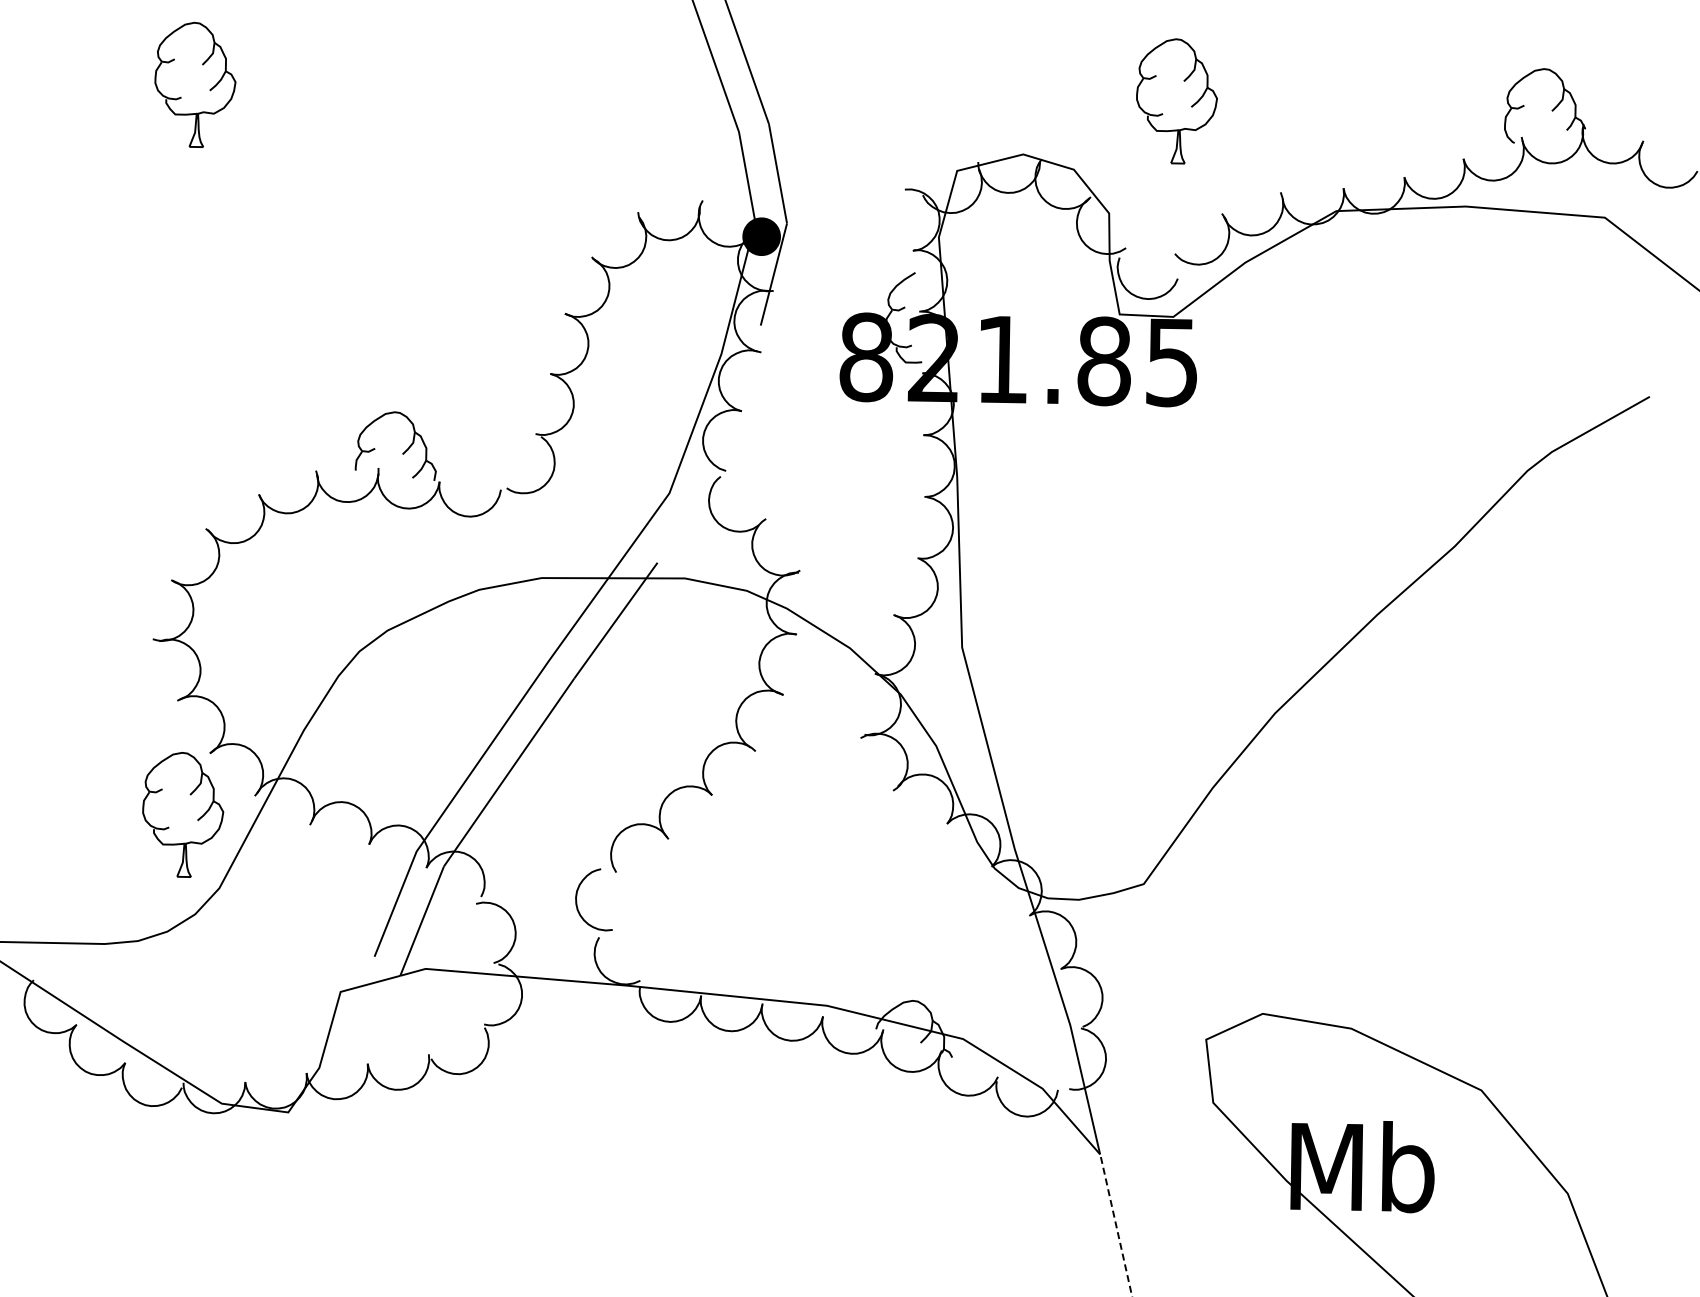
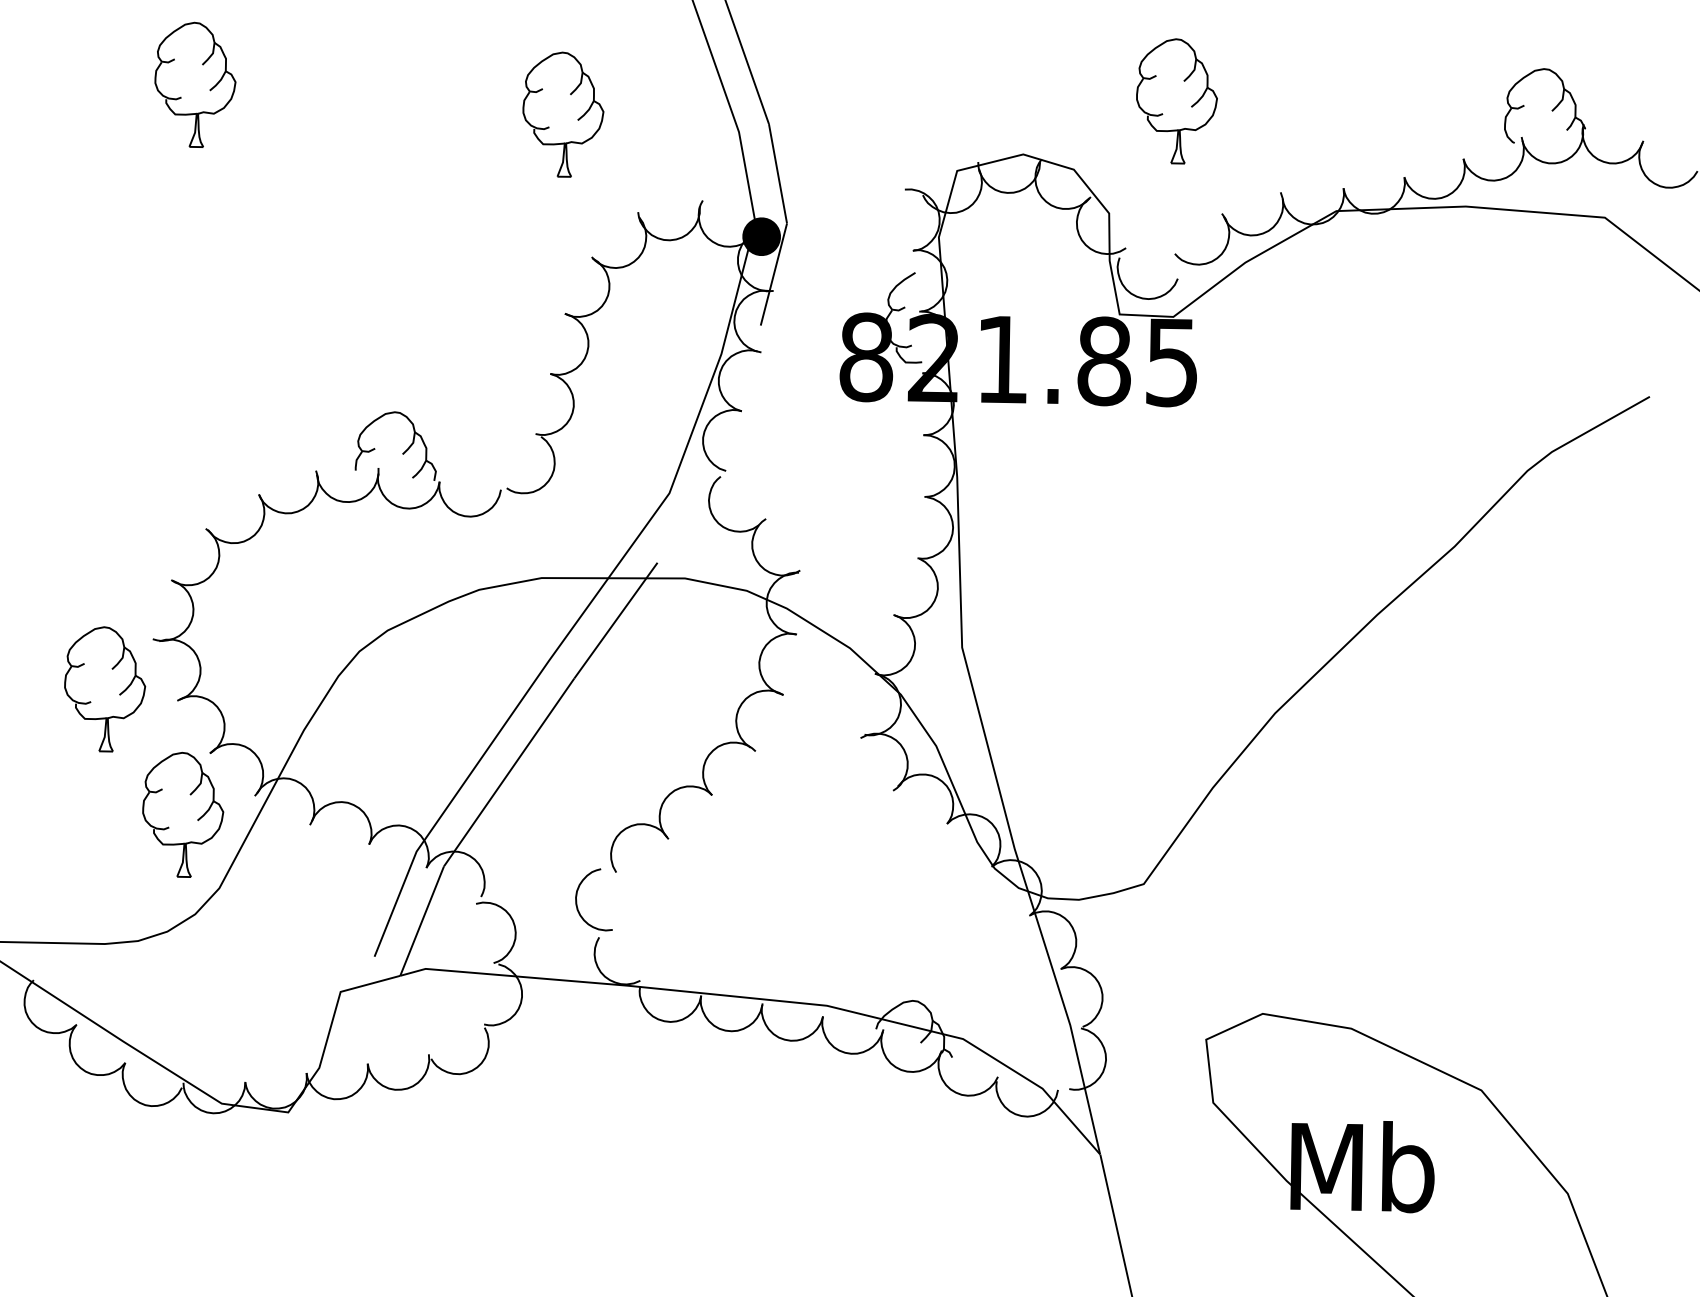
part: none -> present (563, 114)
part: none -> present (105, 689)
line: dashed -> solid (1116, 1225)
